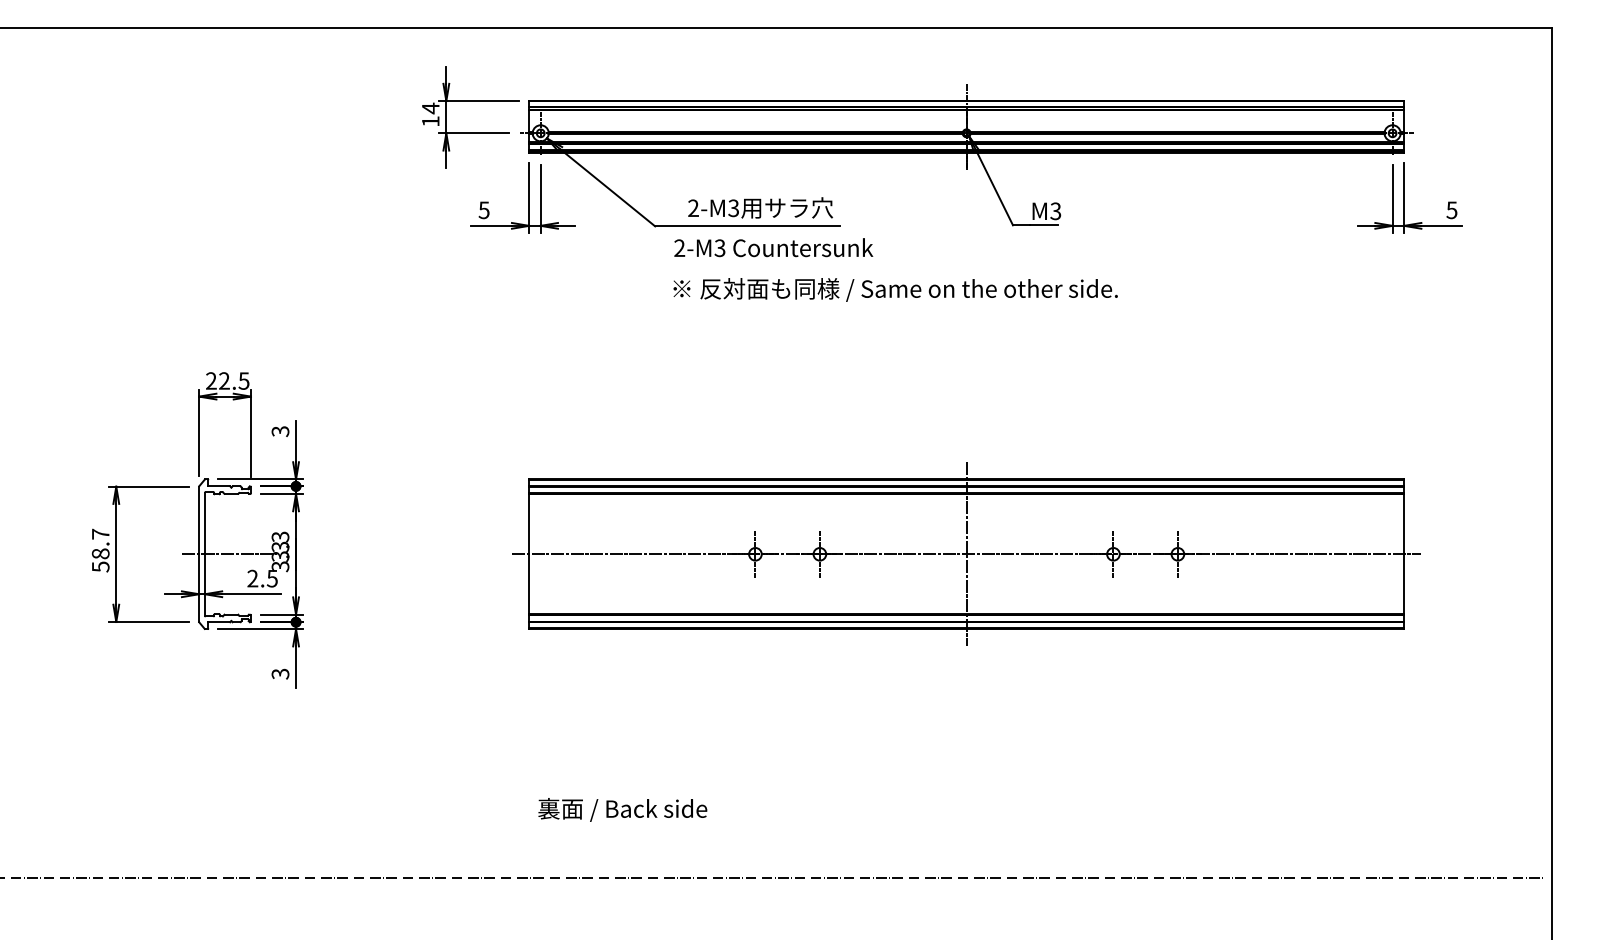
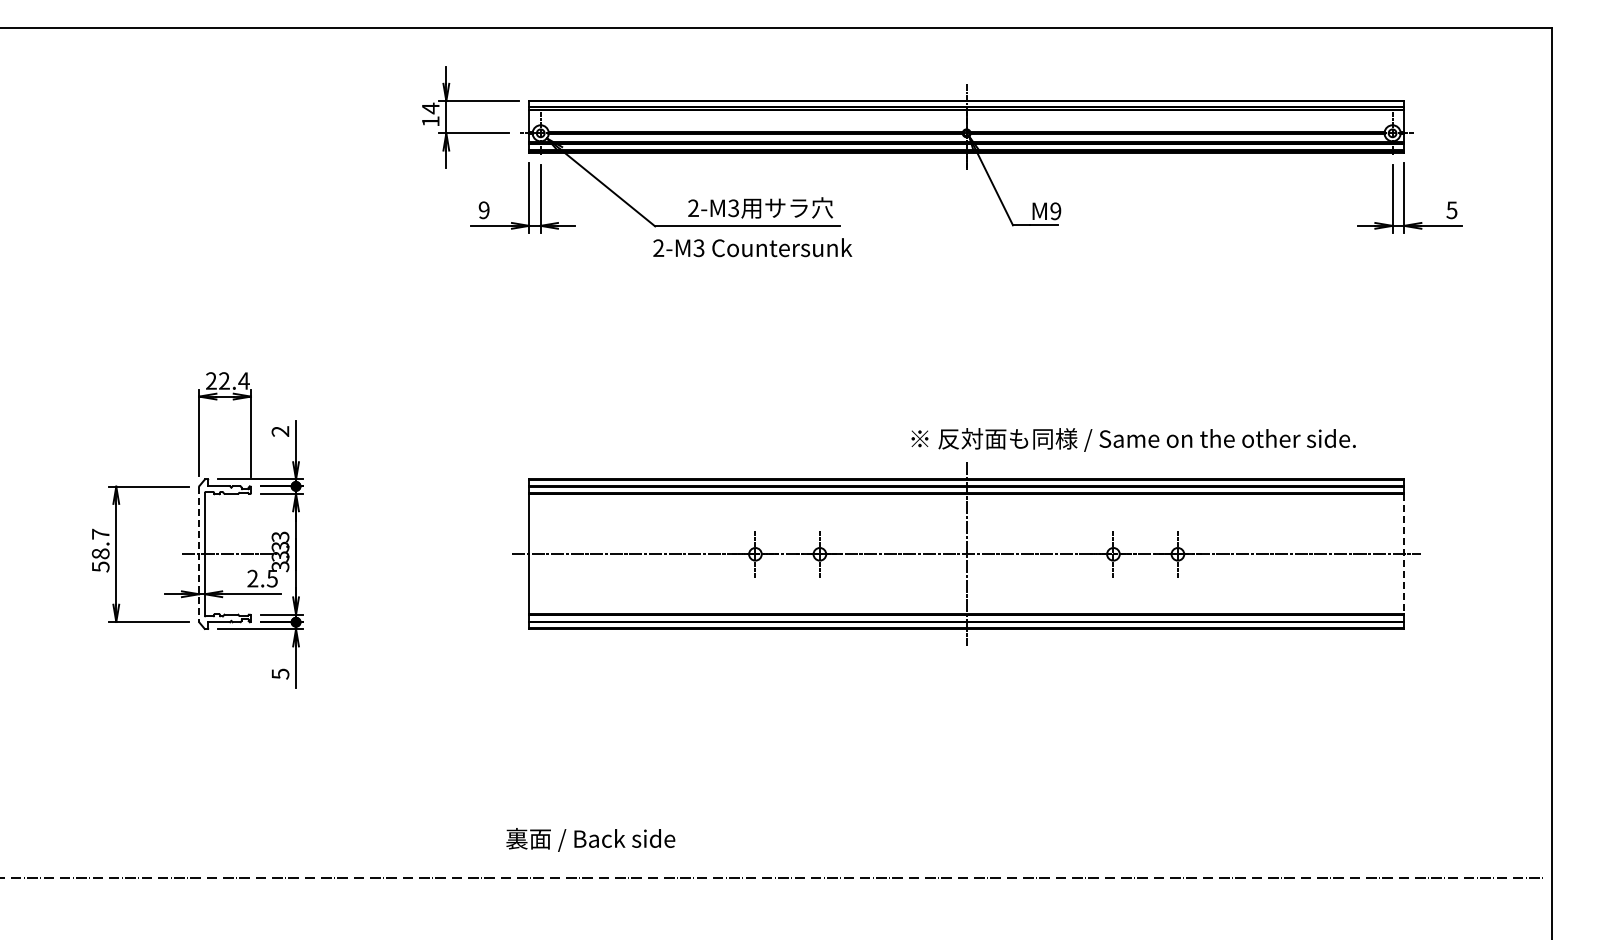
text: 5 -> 9 (483, 209)
text: M3 -> M9 (1055, 211)
text position: (773, 247) -> (752, 247) (752, 247)
text position: (895, 289) -> (1133, 439) (1133, 439)
text: 22.5 -> 22.4 (243, 380)
text: 3 -> 2 (280, 431)
line: solid -> dashed (199, 554)
line: solid -> dashed (1404, 554)
text: 3 -> 5 (279, 673)
text position: (622, 809) -> (590, 839) (590, 839)
